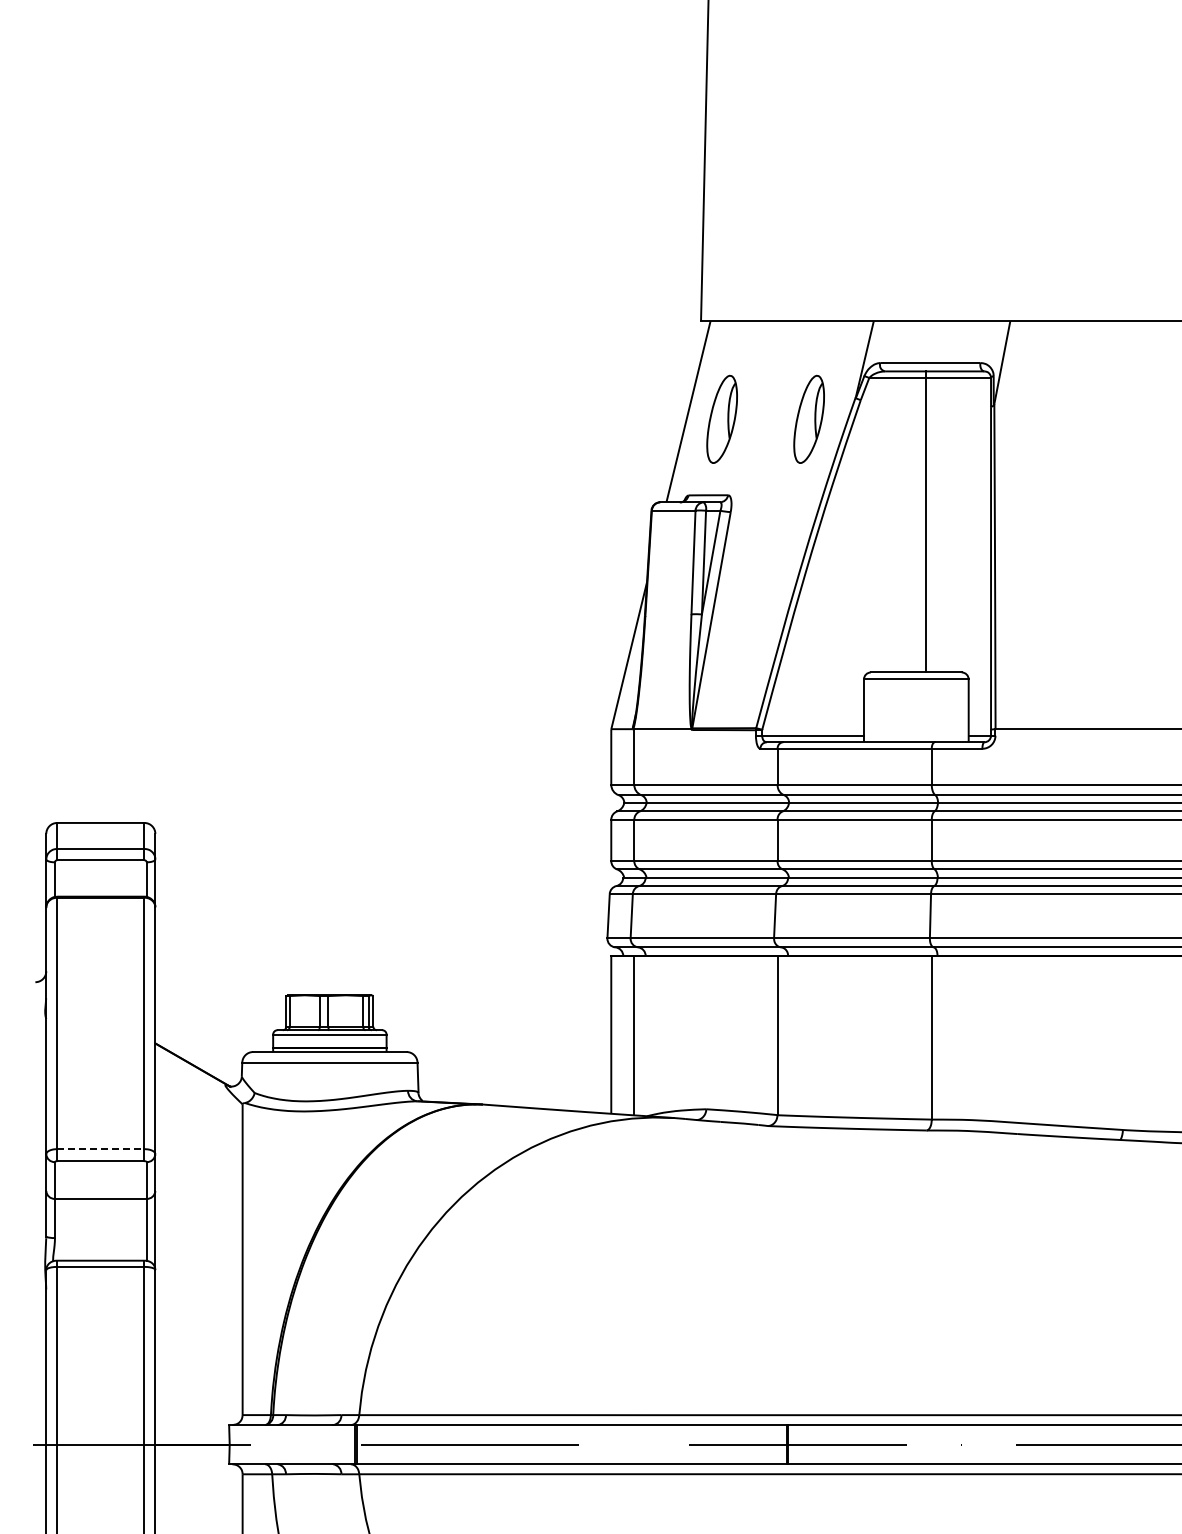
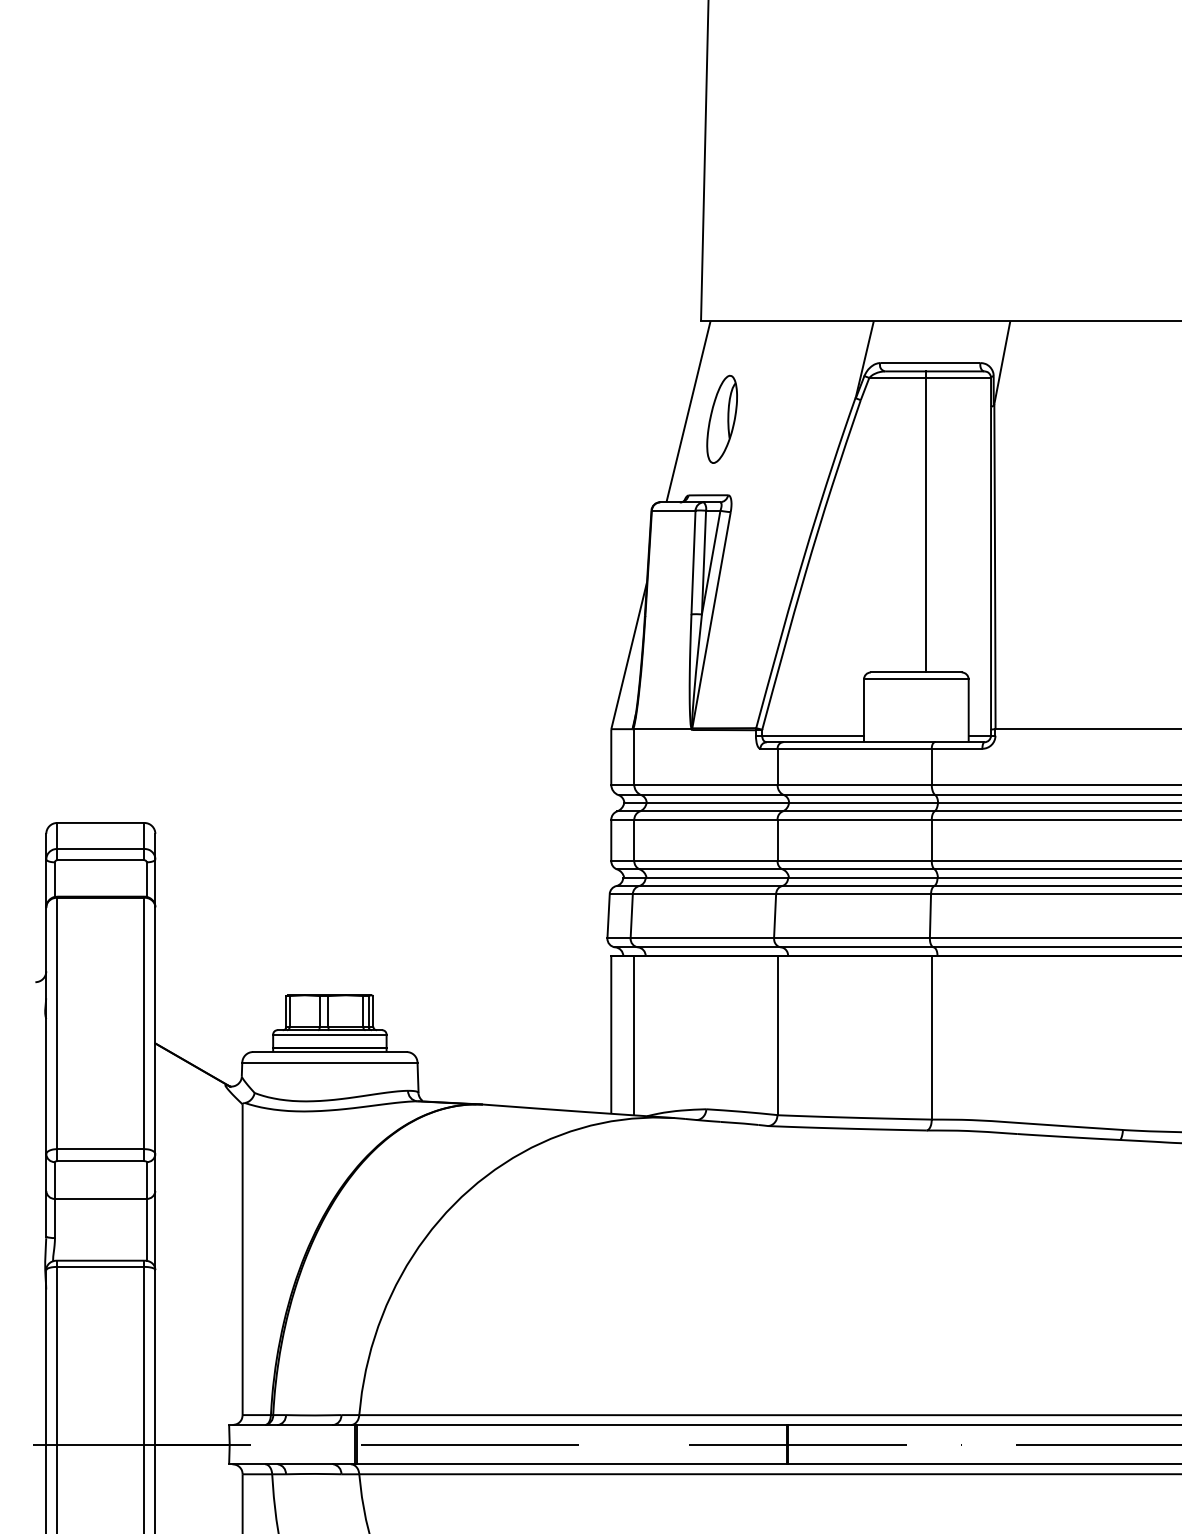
part: present -> none (808, 418)
line: dashed -> solid (100, 1149)
